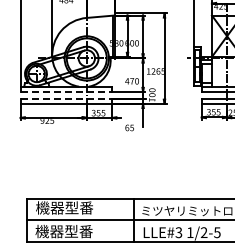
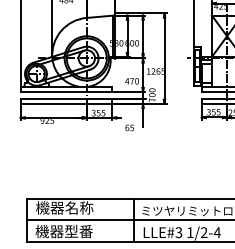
line: dashed -> solid (66, 92)
line: dashed -> solid (66, 99)
text: 機器型番 -> 機器名称 (79, 207)
text: 1/2-5 -> 1/2-4 (216, 232)
